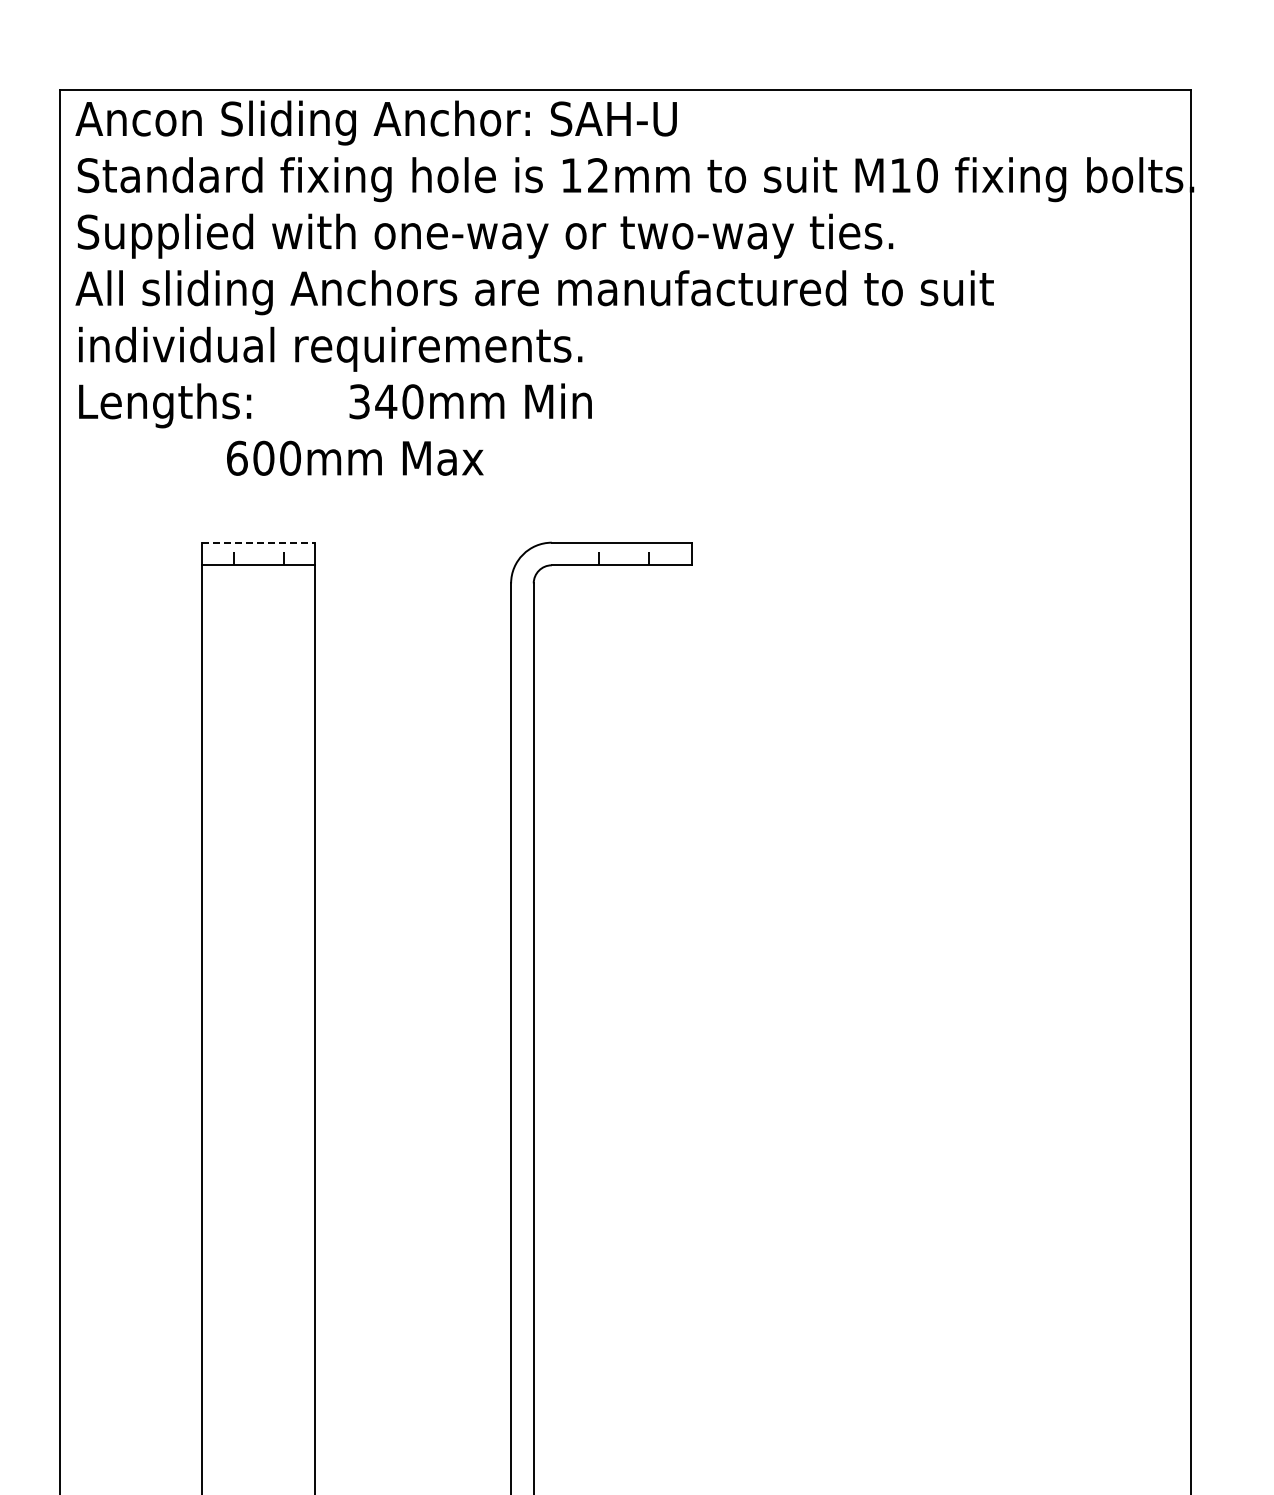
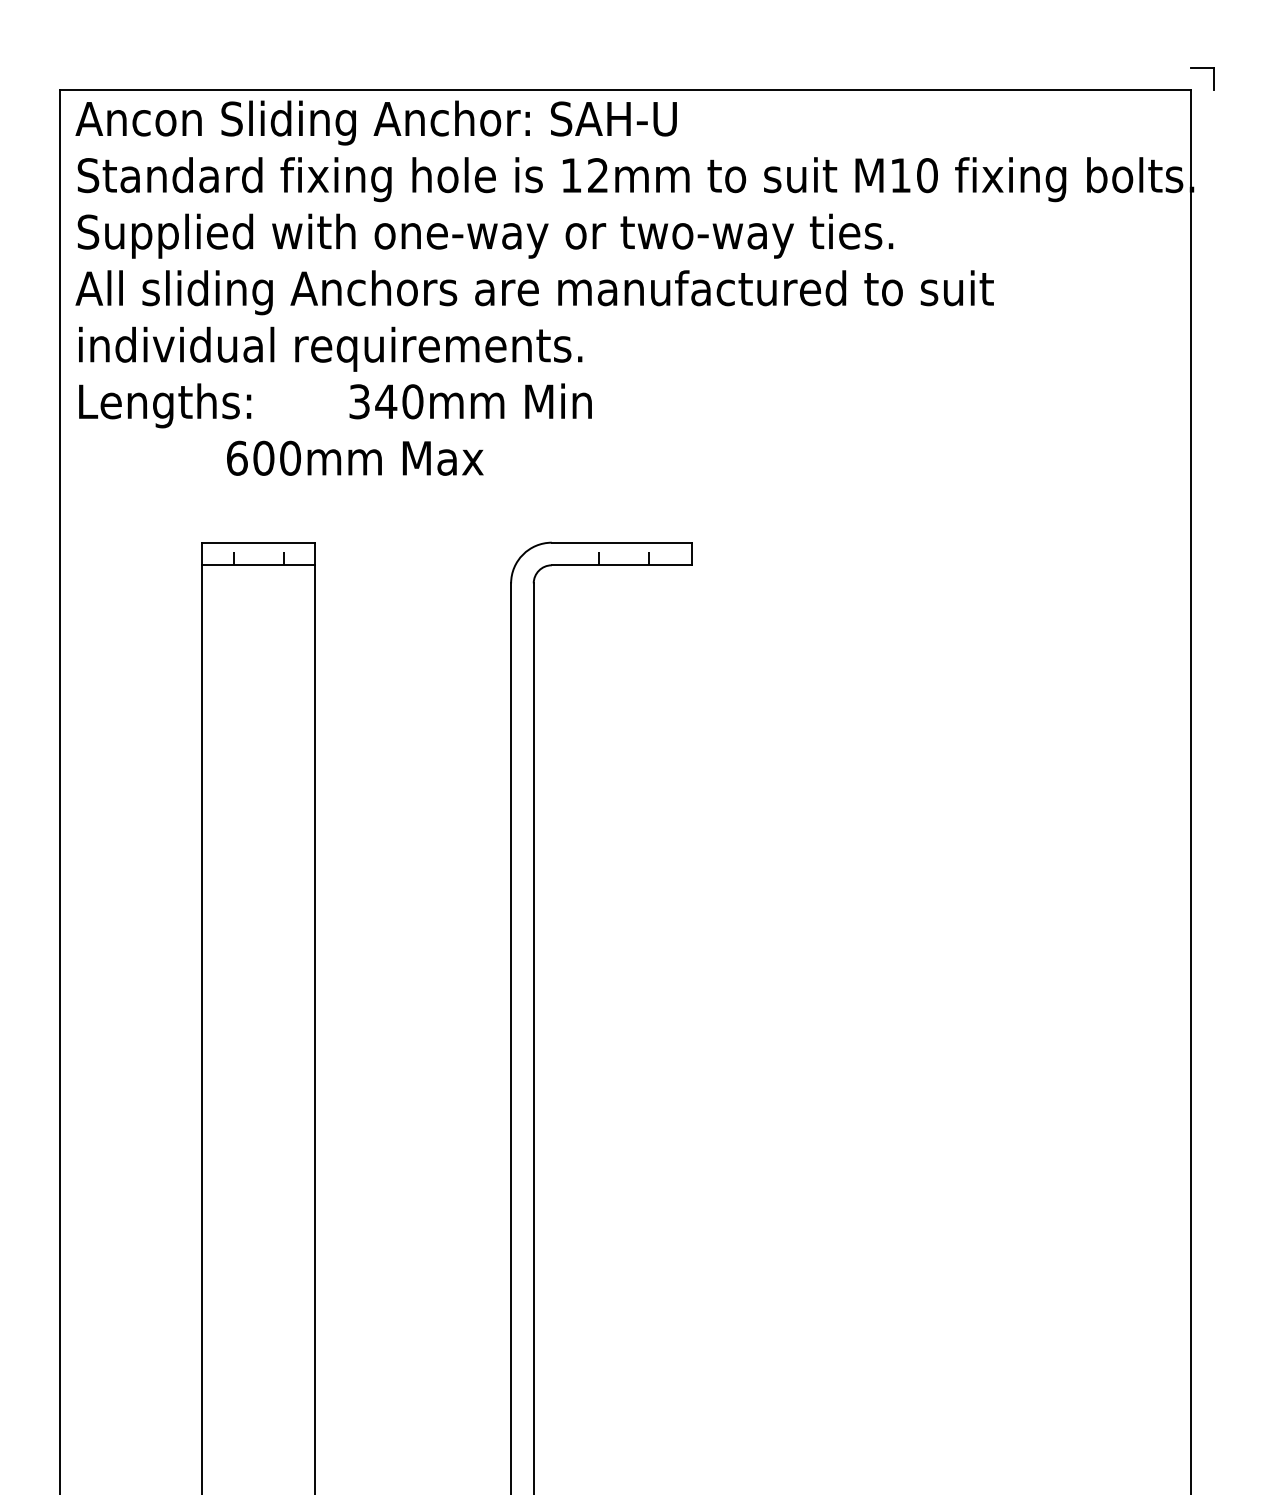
part: none -> present (1202, 68)
line: dashed -> solid (258, 542)
